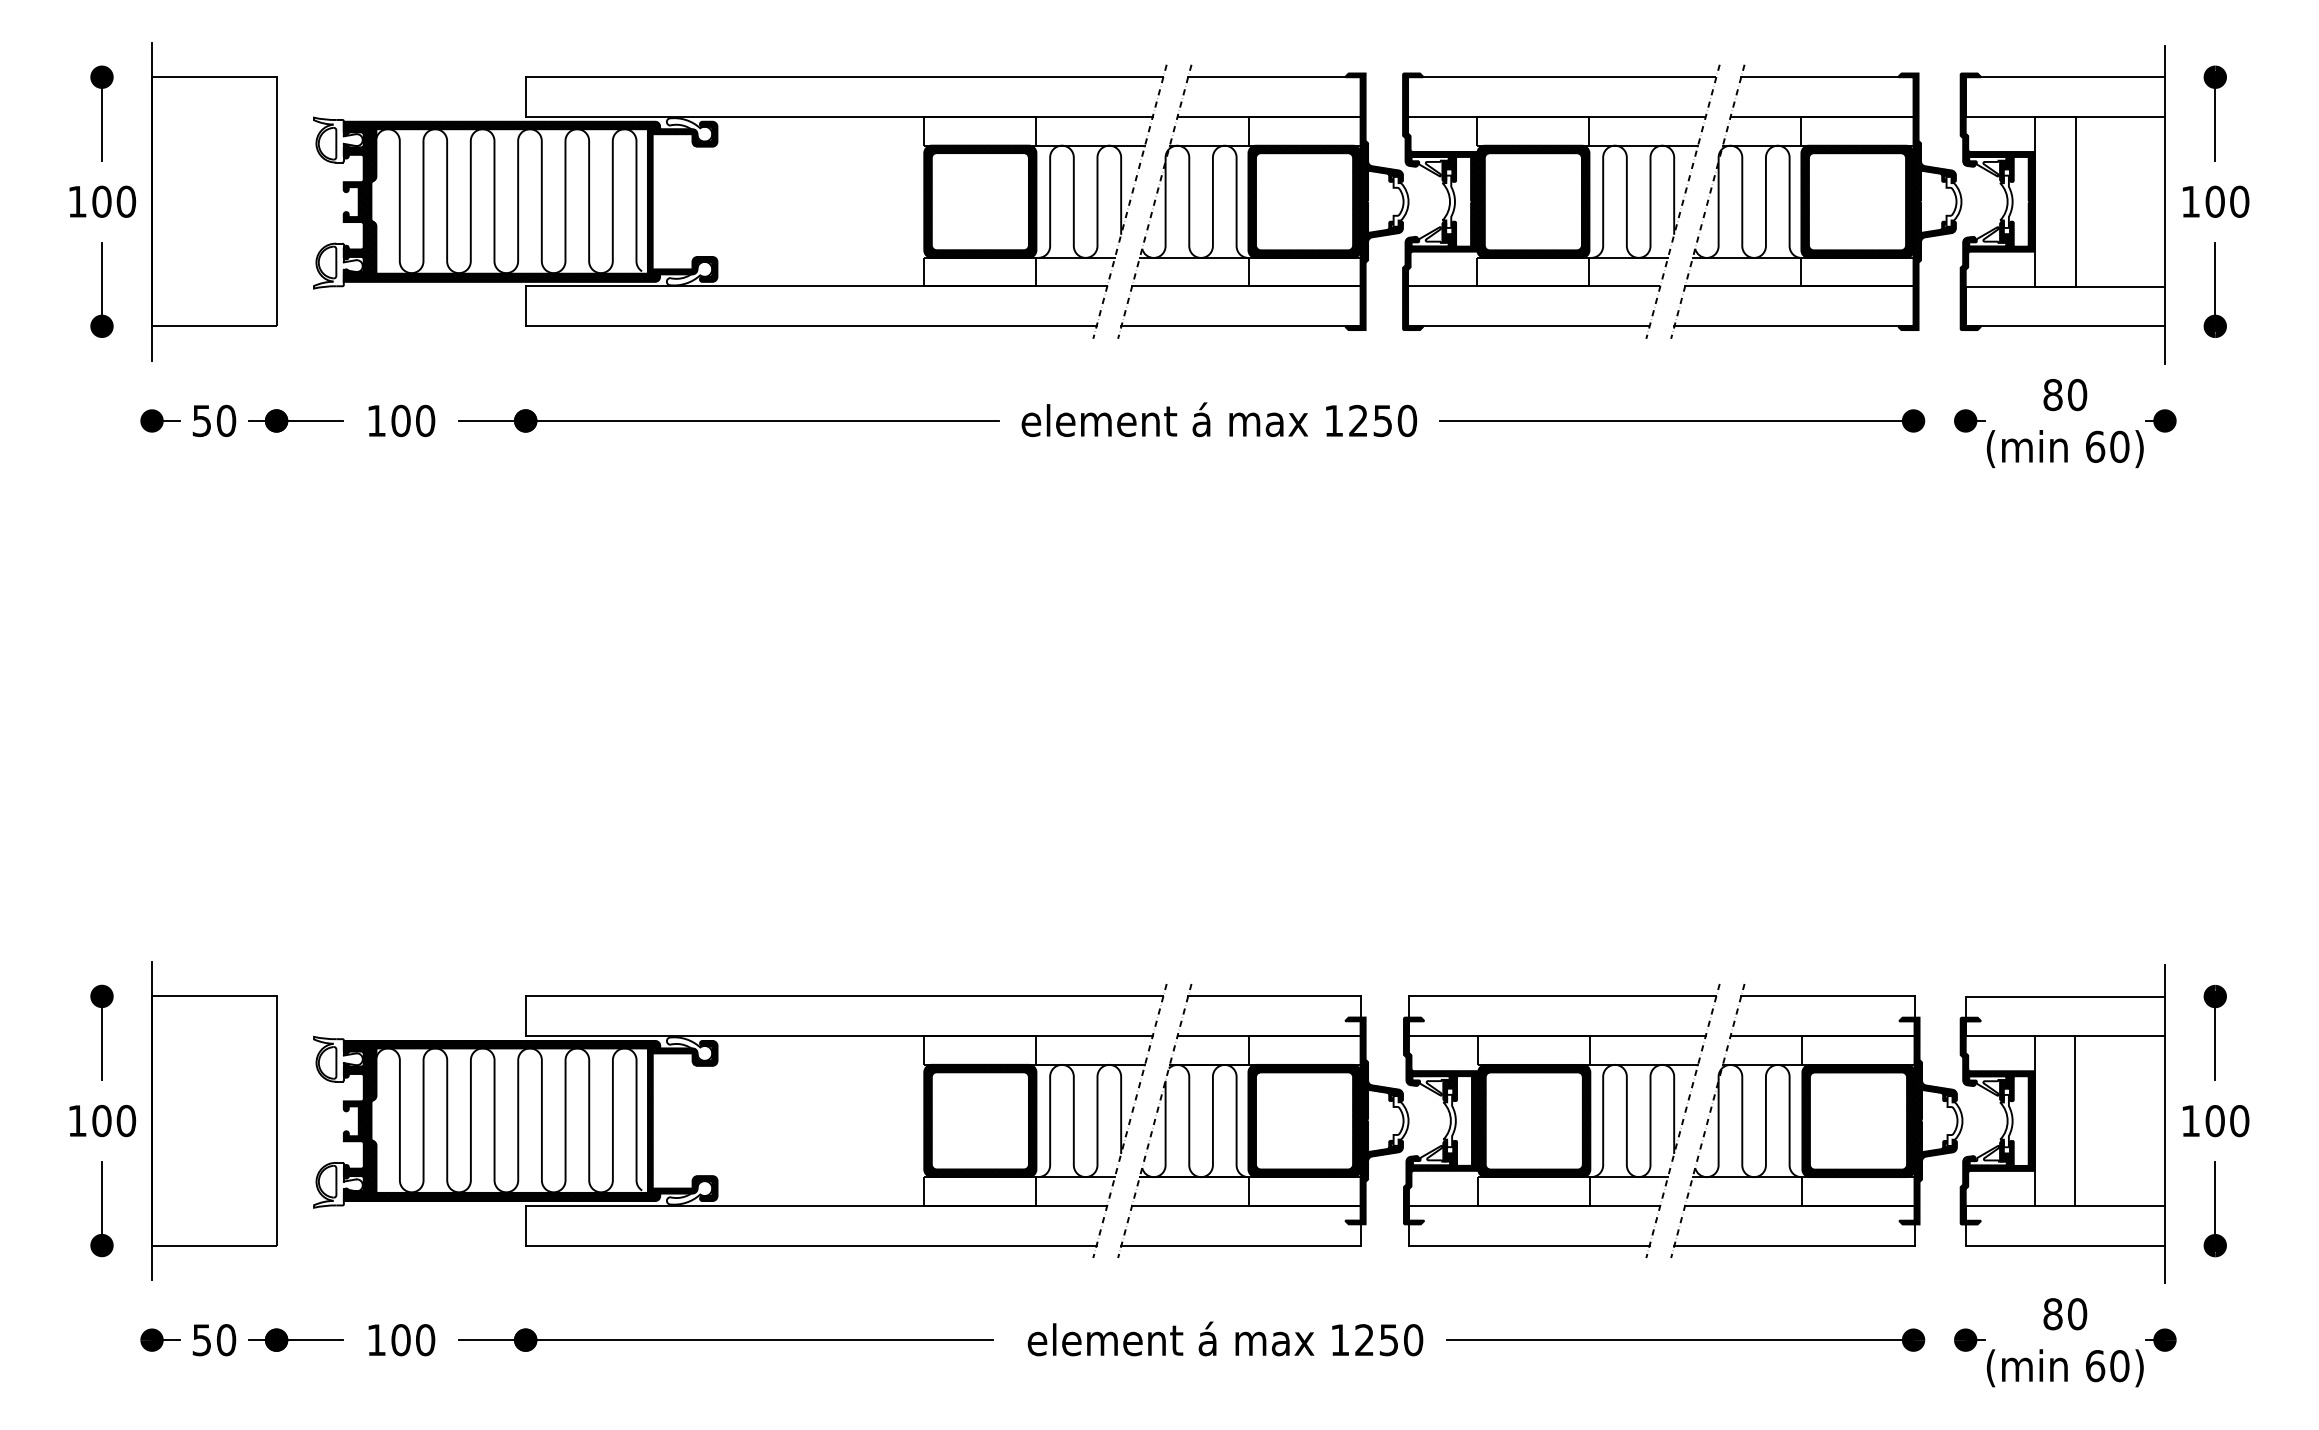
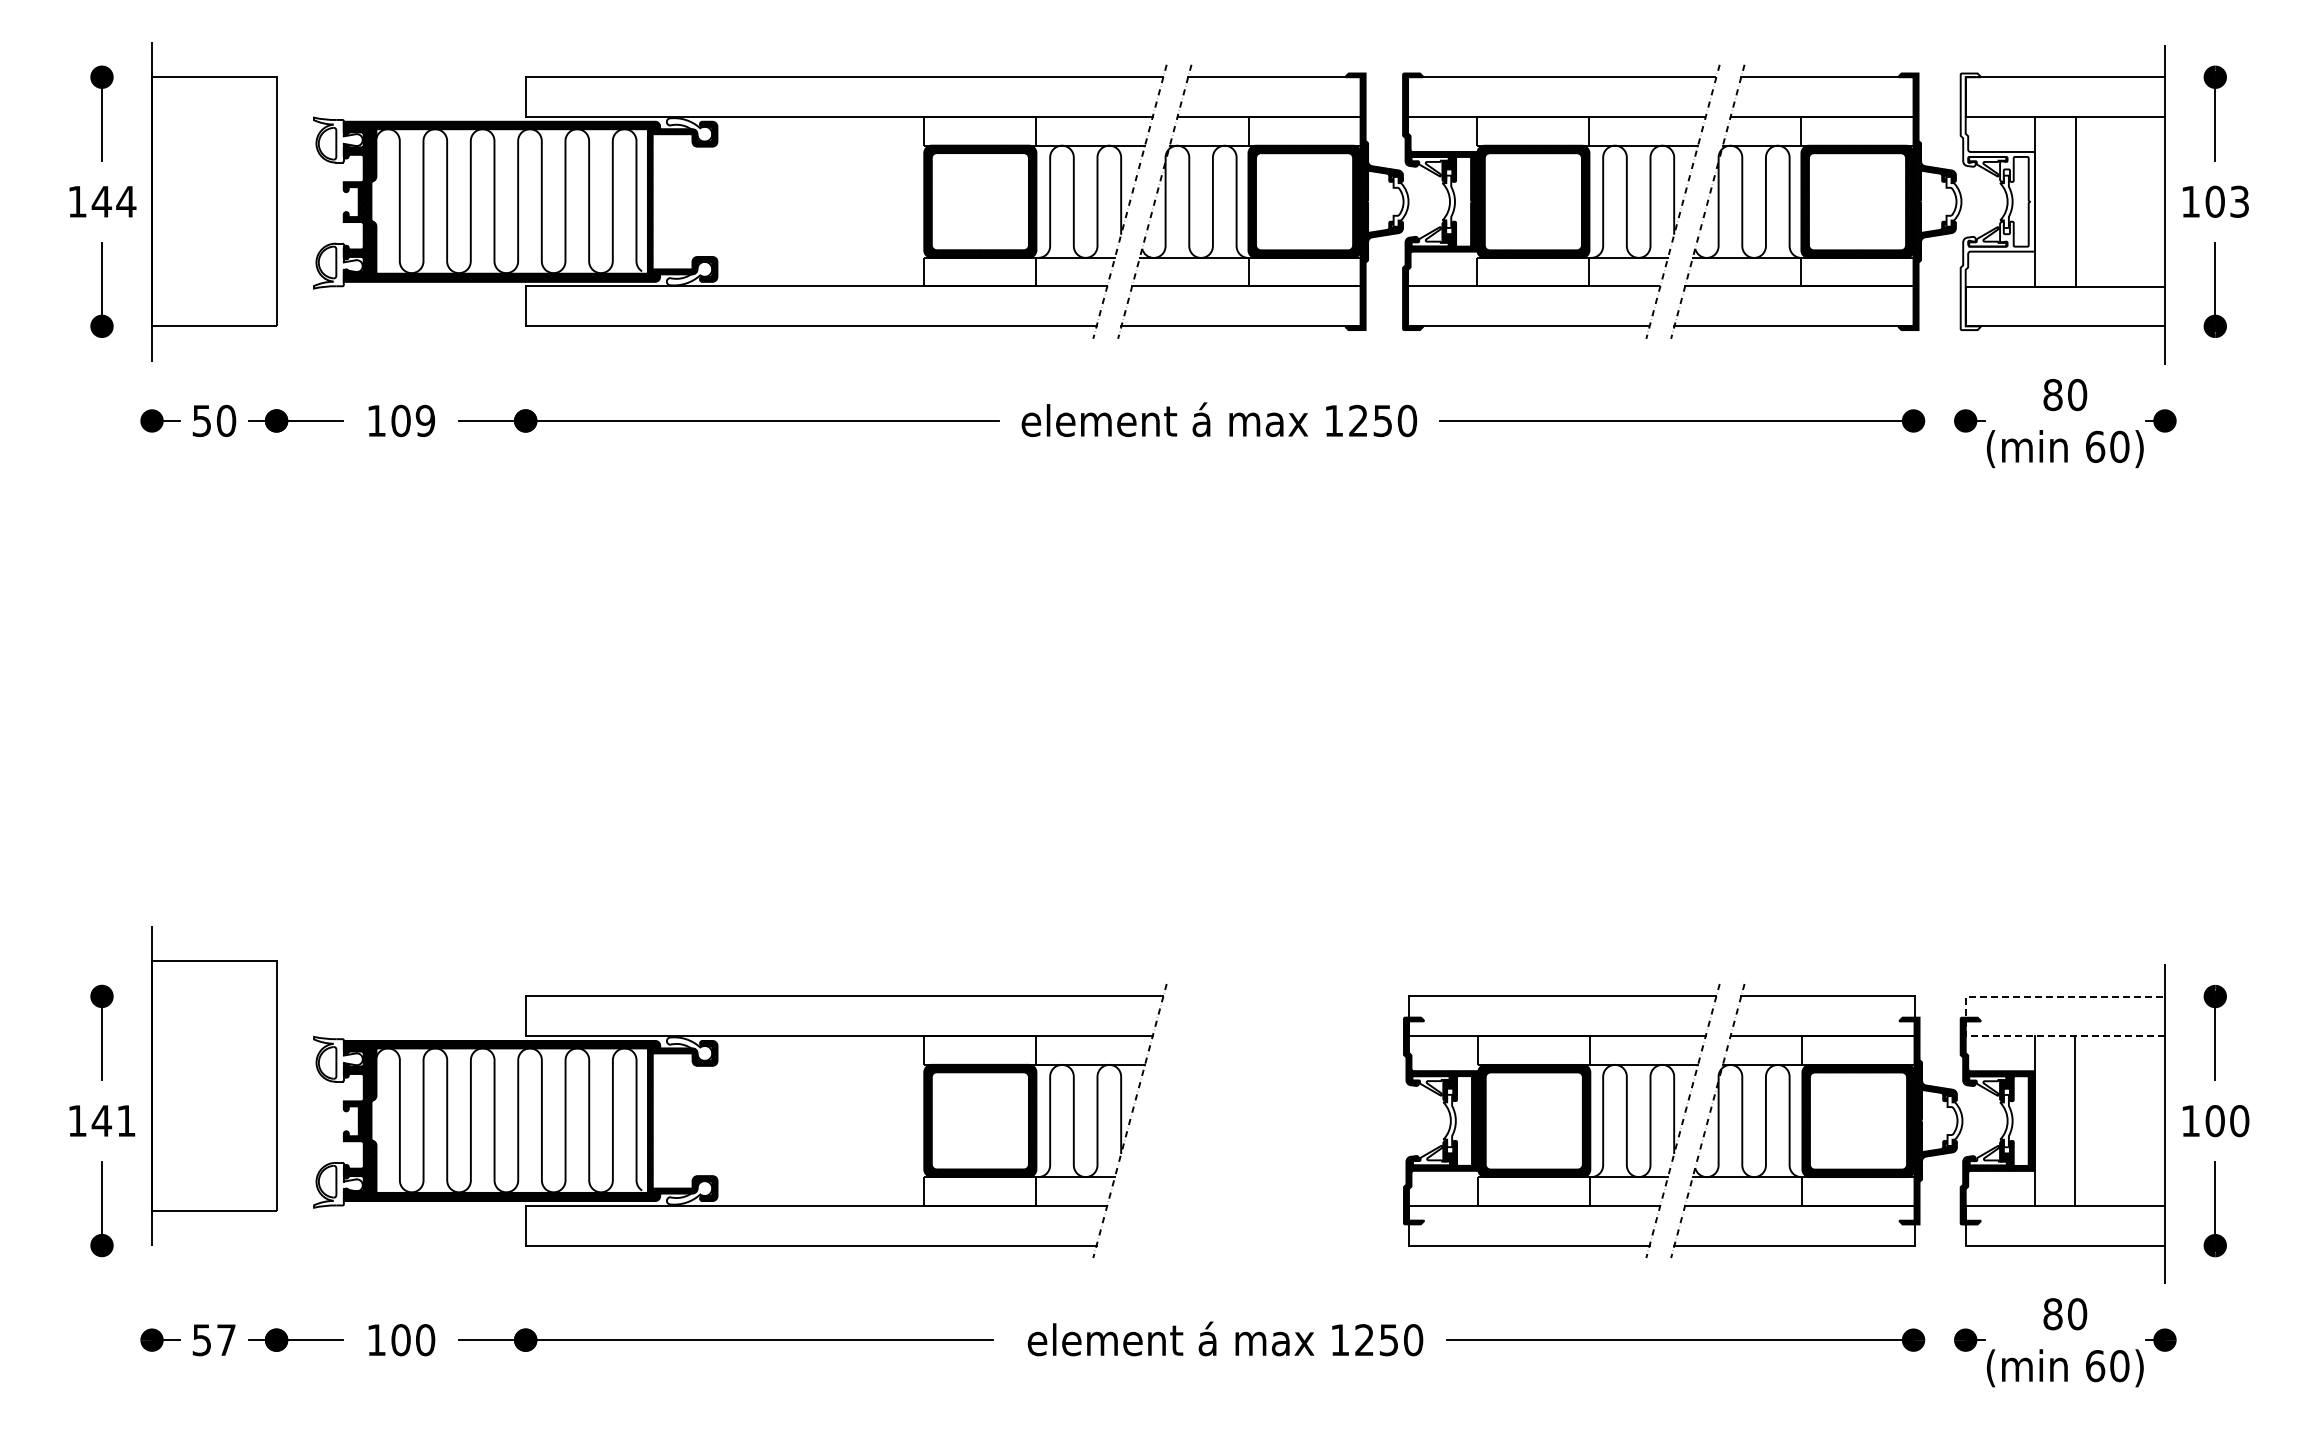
text: 100 -> 144 (113, 201)
hatch: present -> none (1997, 201)
text: 100 -> 103 (2239, 201)
text: 100 -> 109 (425, 421)
line: solid -> dashed (1965, 1016)
text: 100 -> 141 (113, 1120)
part position: (214, 1120) -> (214, 1085) (214, 1085)
part: present -> none (1263, 1120)
text: 50 -> 57 (226, 1340)
